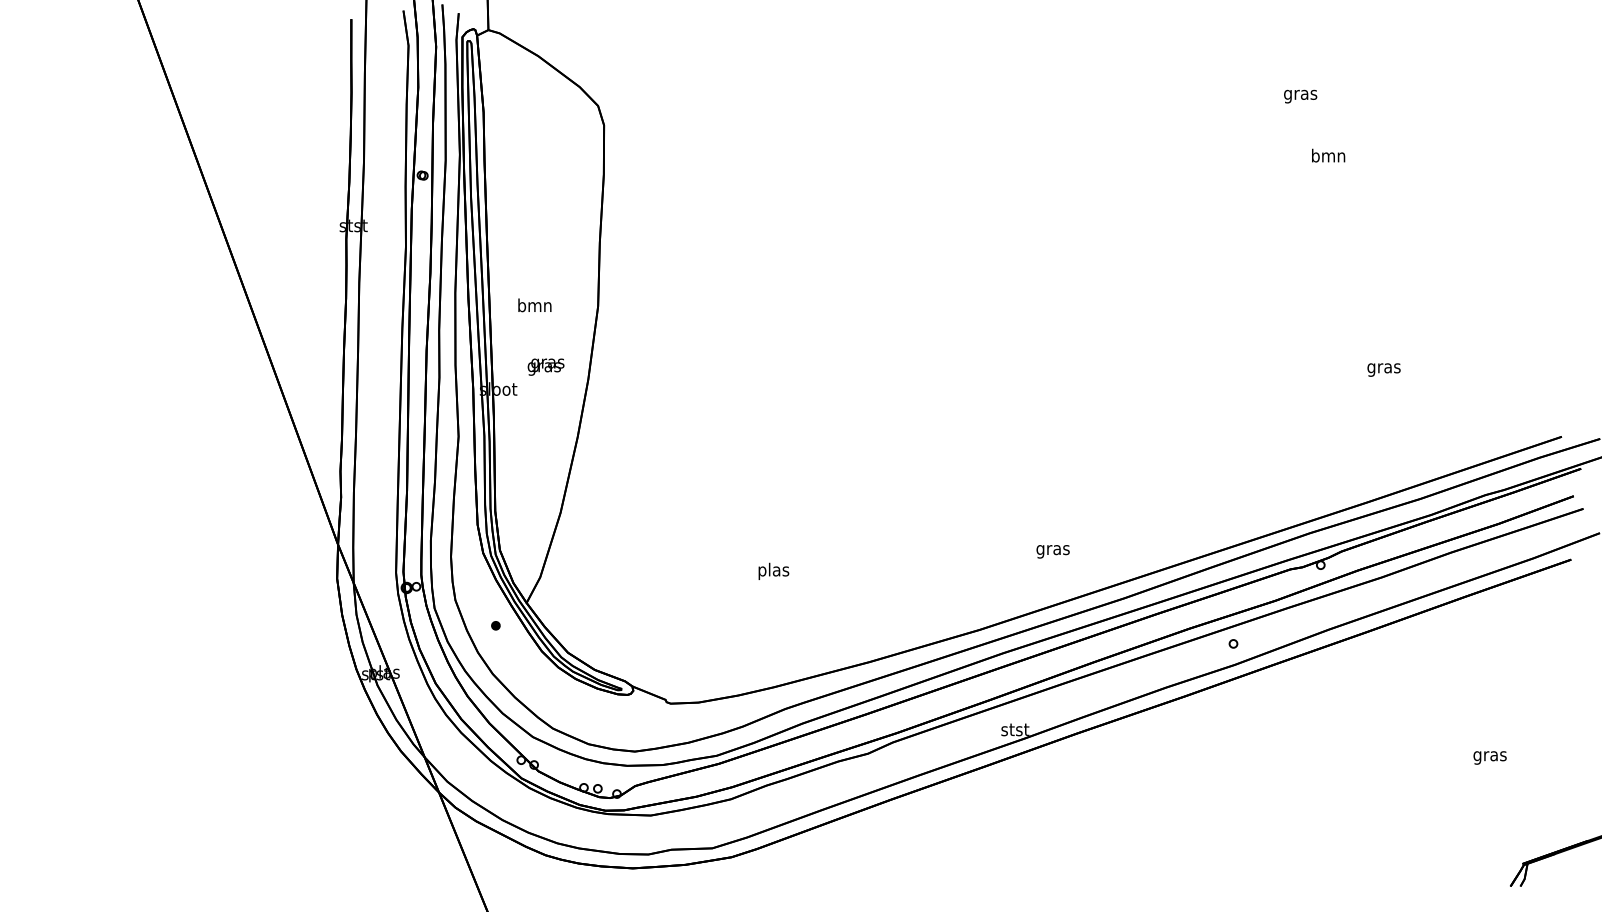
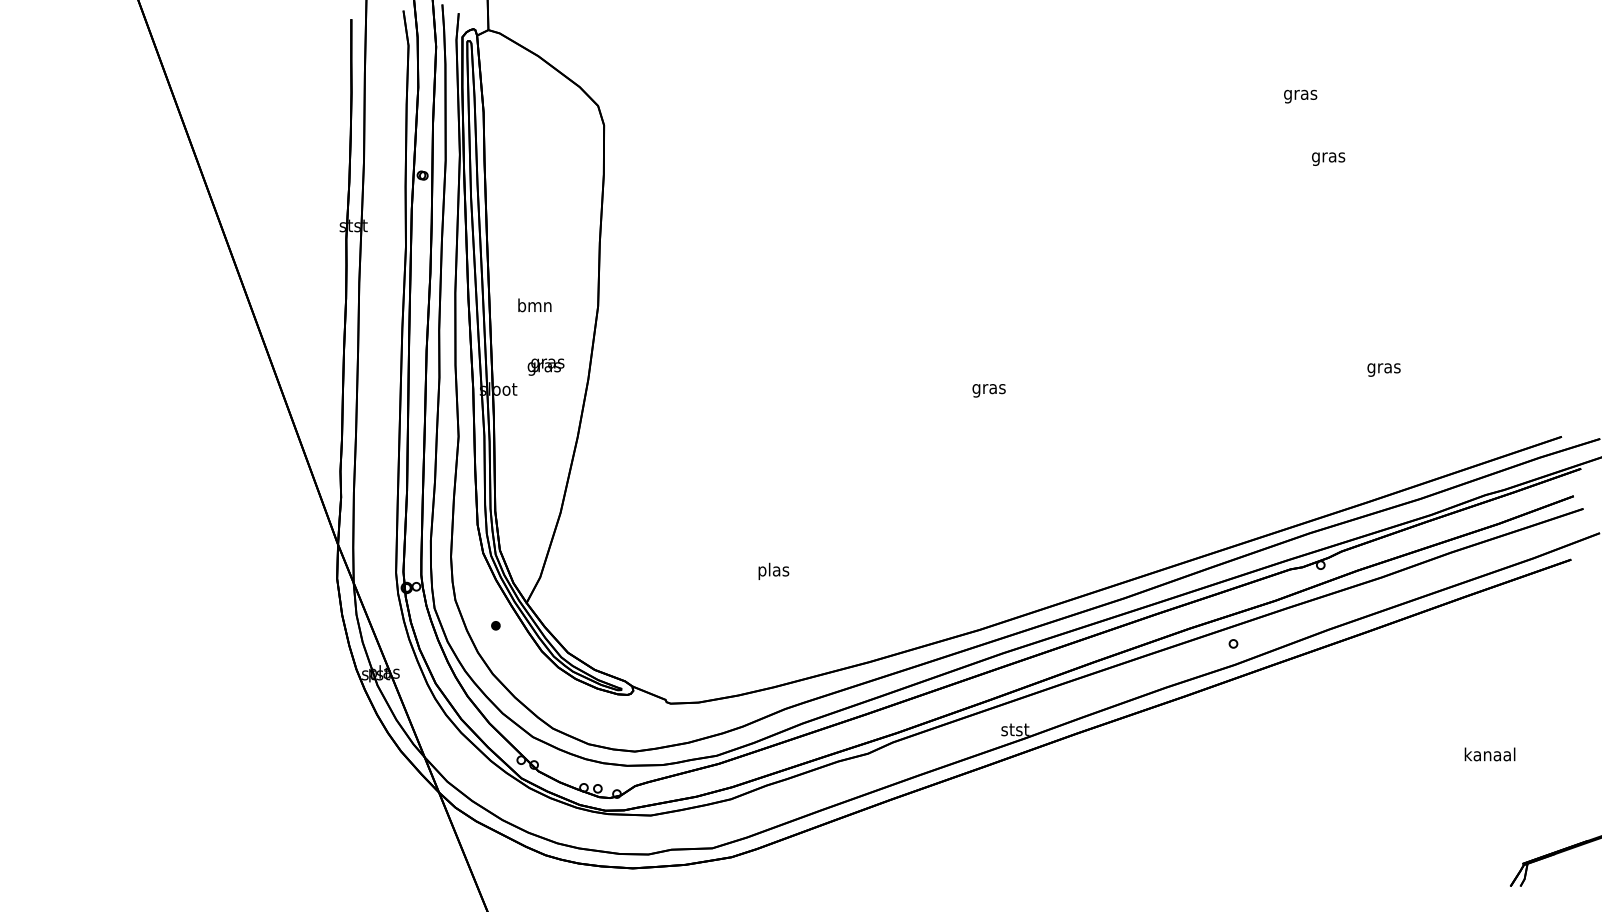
text: bmn -> gras (1328, 156)
text position: (1052, 551) -> (988, 390) (988, 390)
text: gras -> kanaal (1489, 755)
